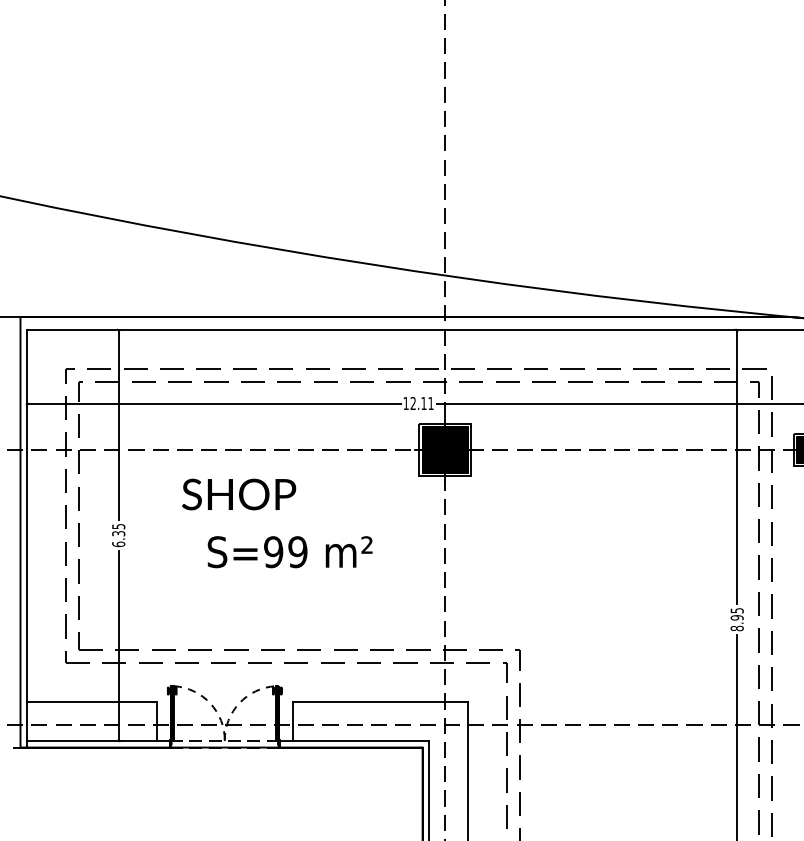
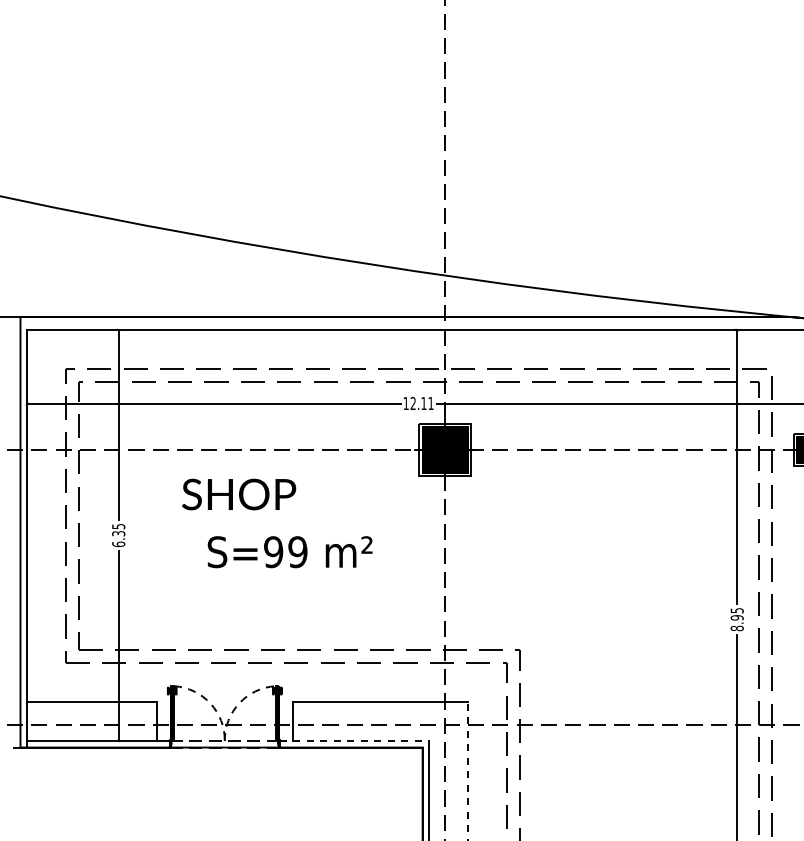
line: solid -> dashed (354, 741)
line: solid -> dashed (467, 771)
